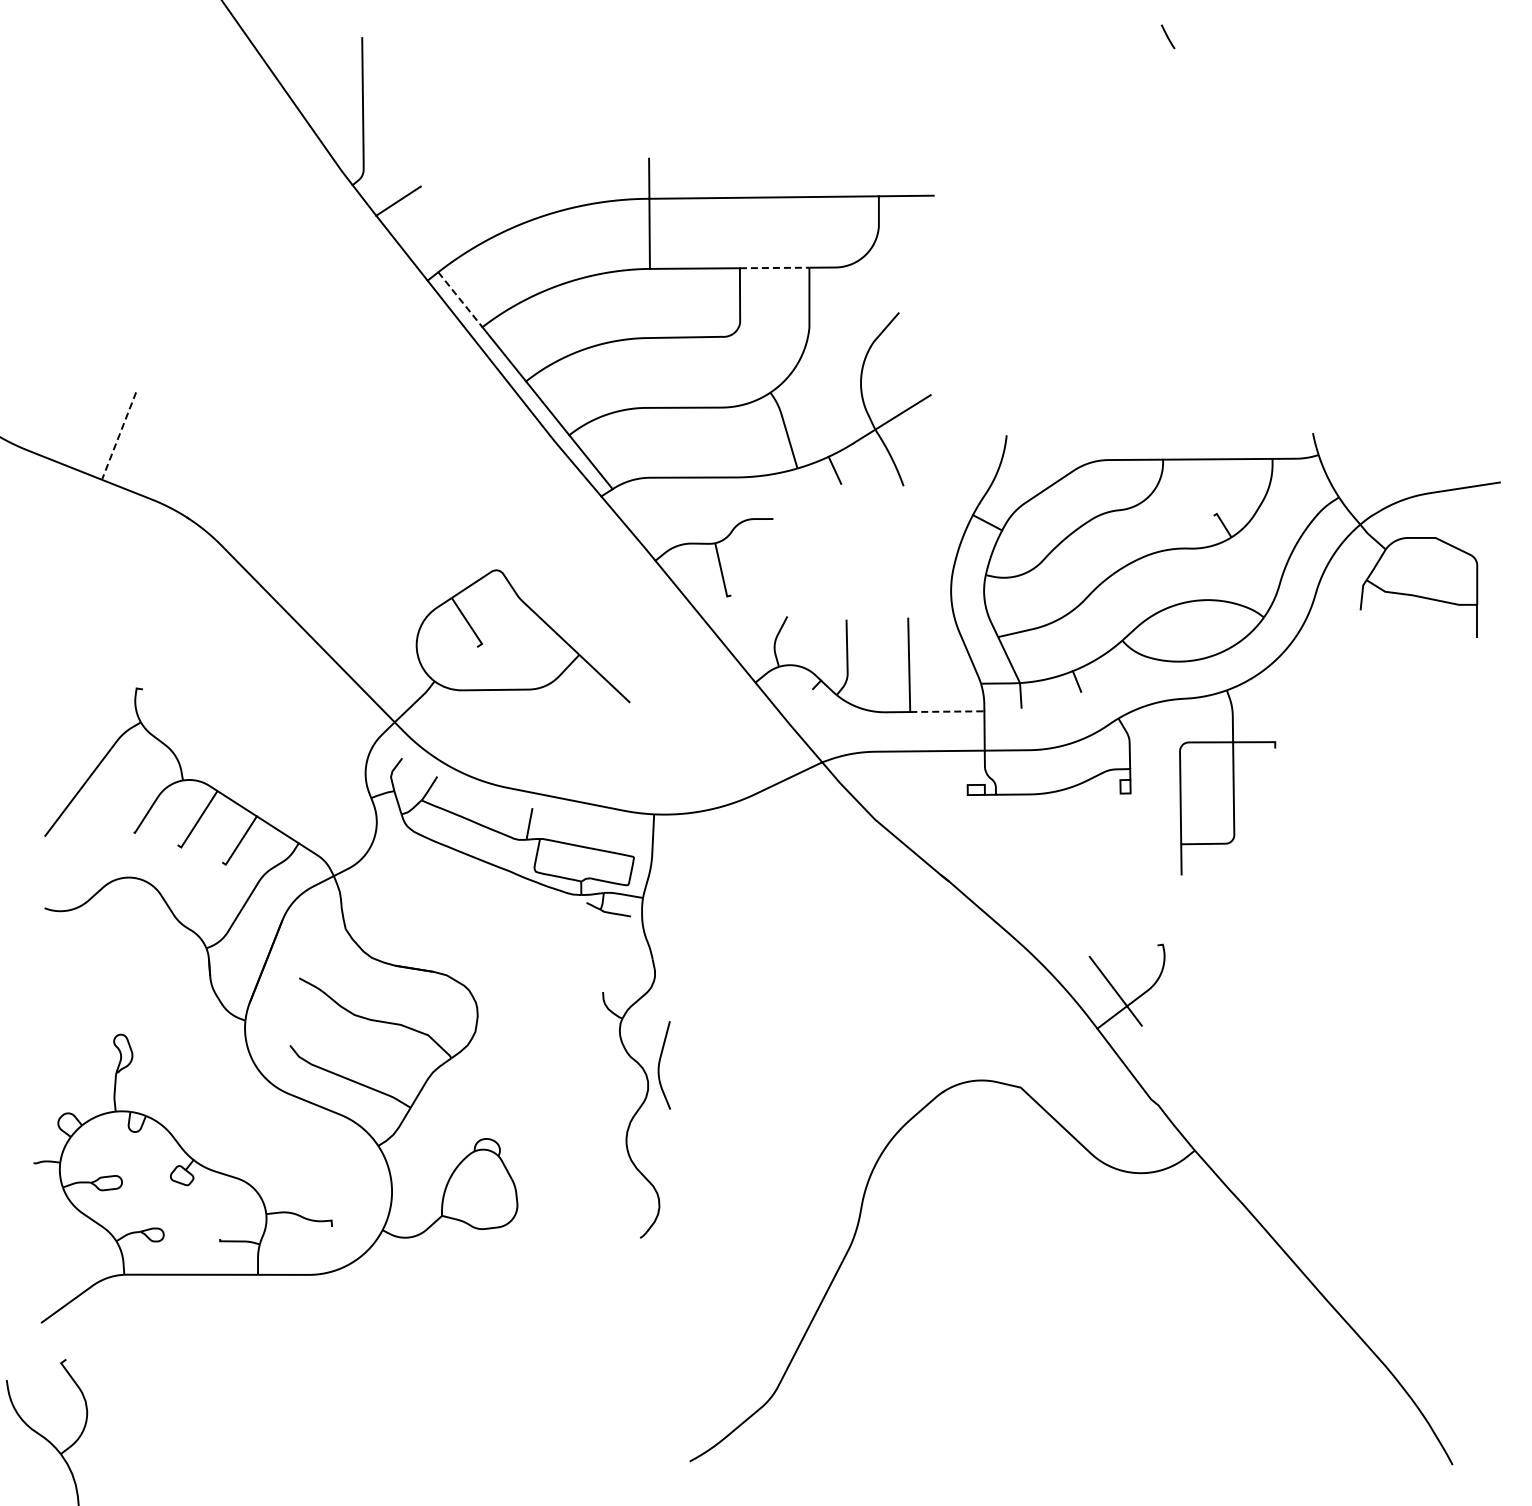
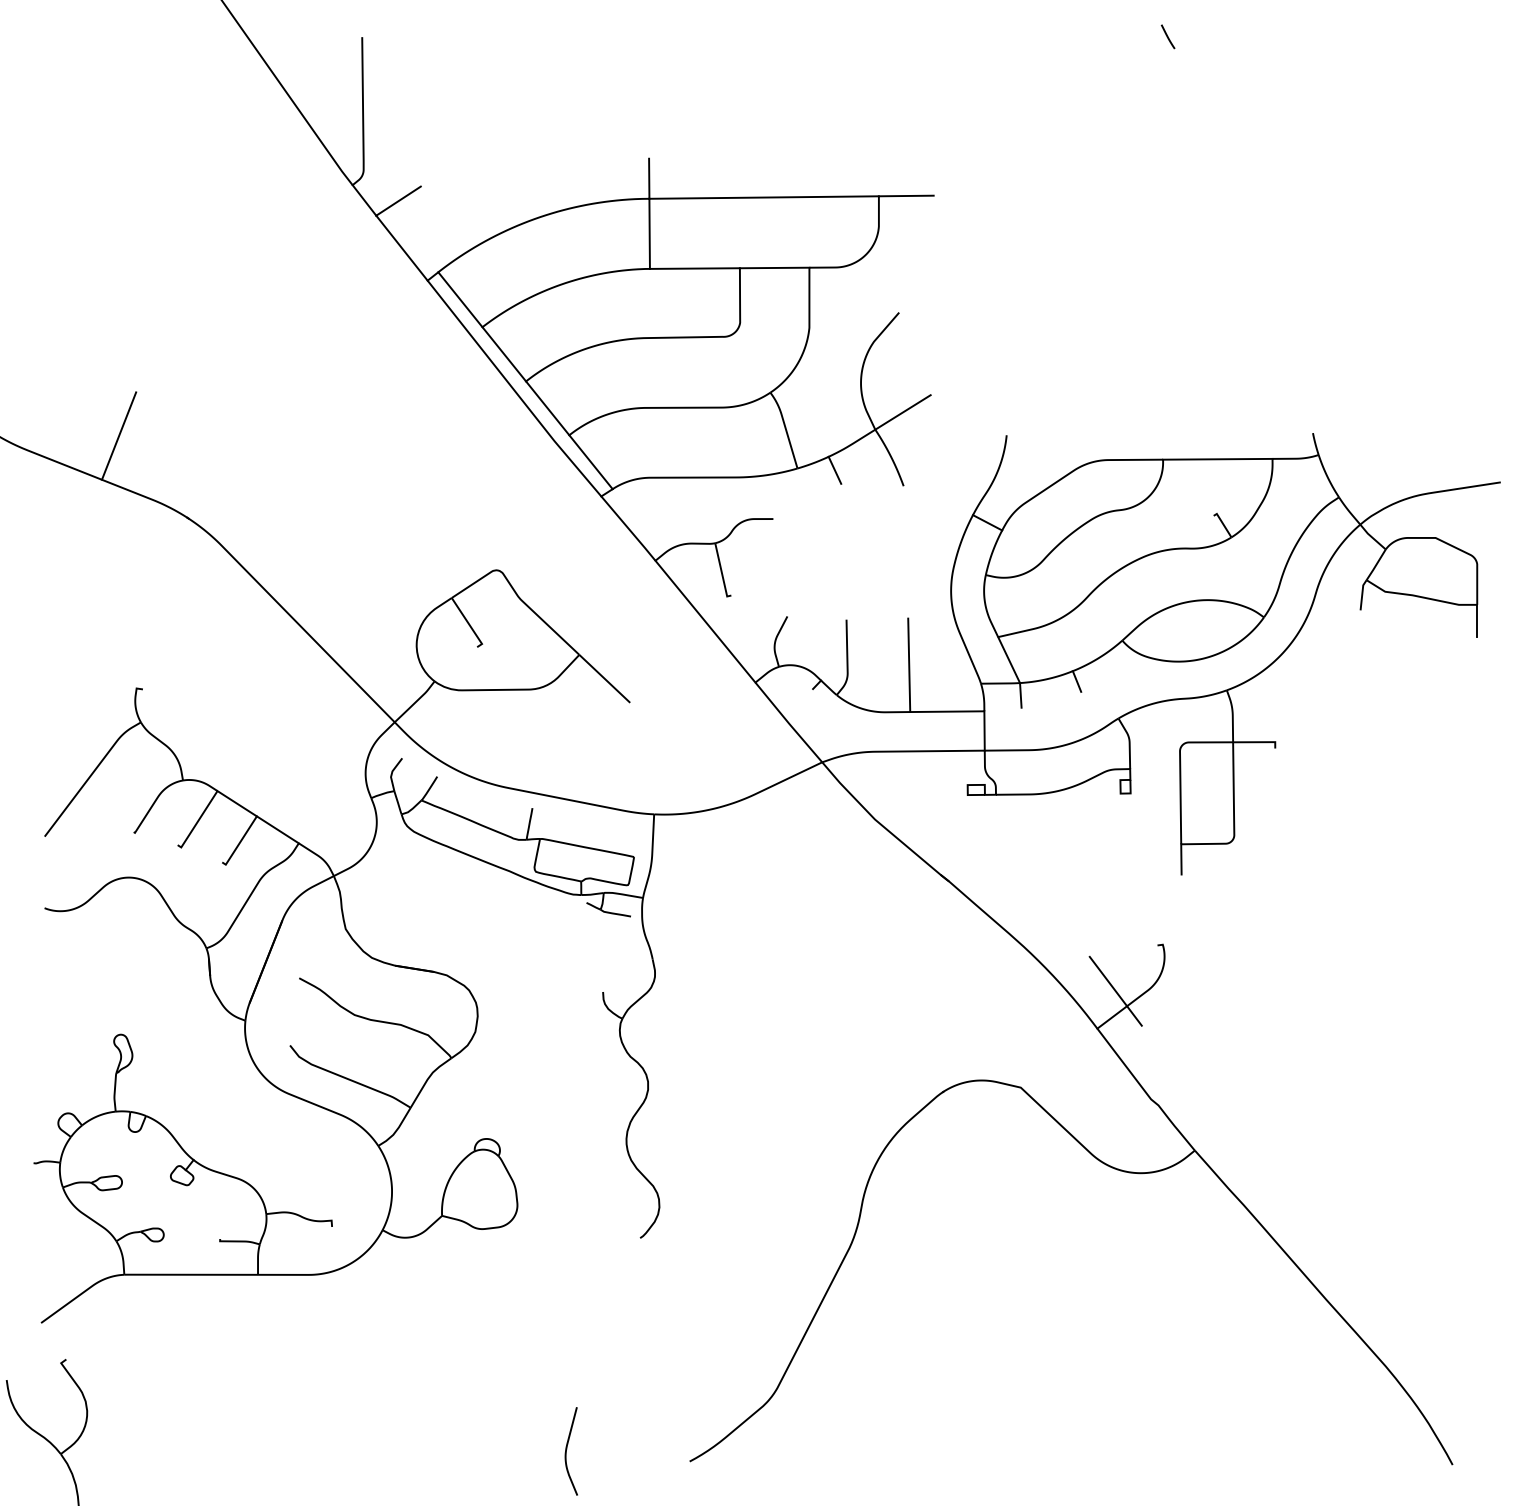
line: dashed -> solid (774, 267)
line: dashed -> solid (460, 300)
line: dashed -> solid (119, 436)
line: dashed -> solid (947, 711)
curve position: (660, 1063) -> (567, 1449) (567, 1449)
